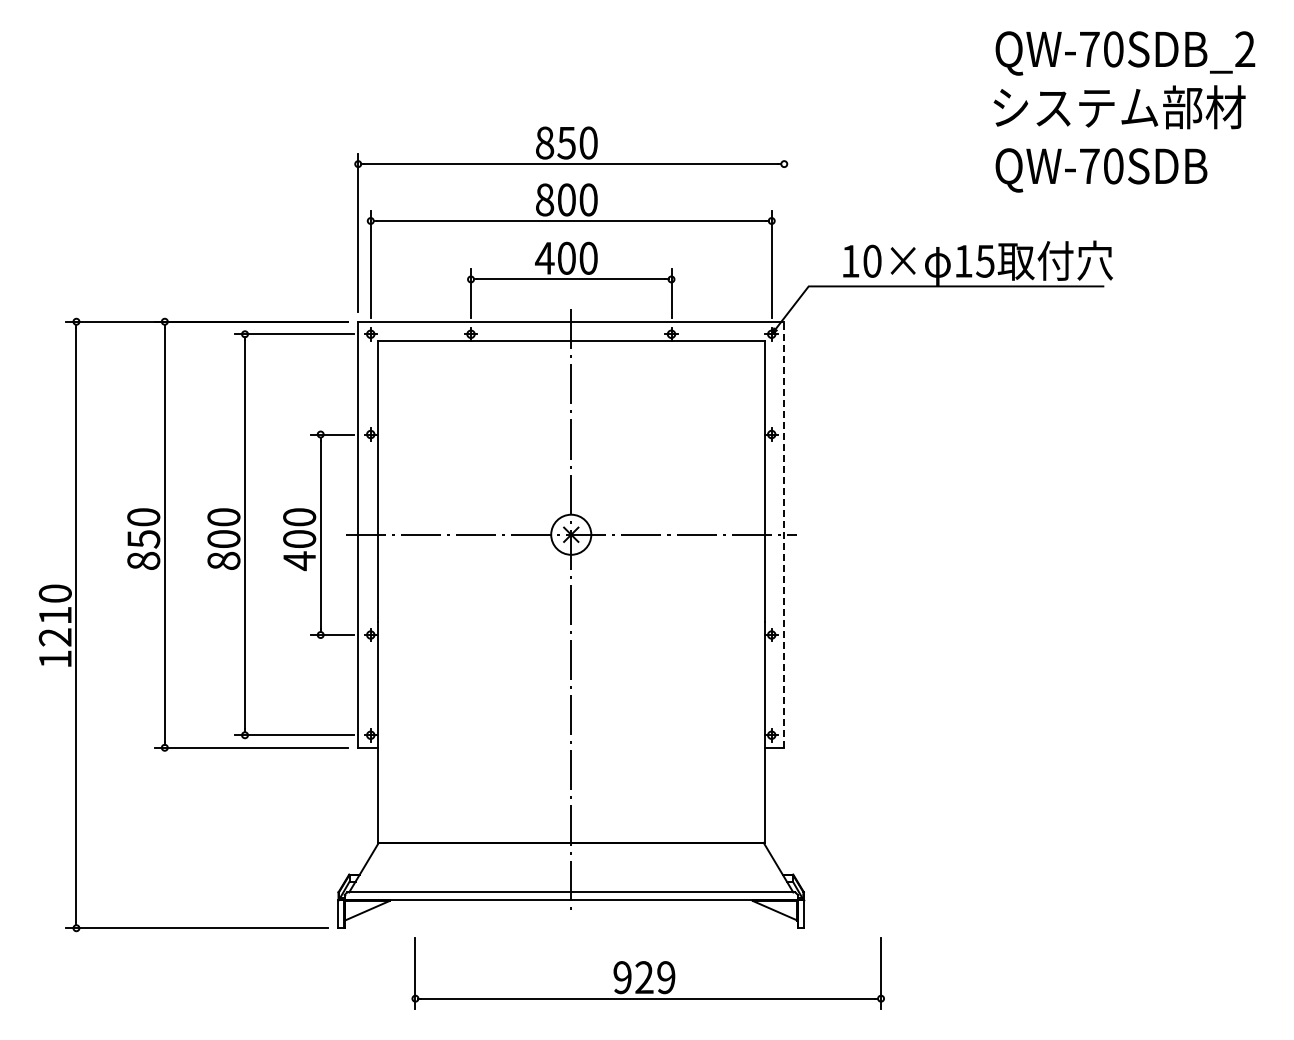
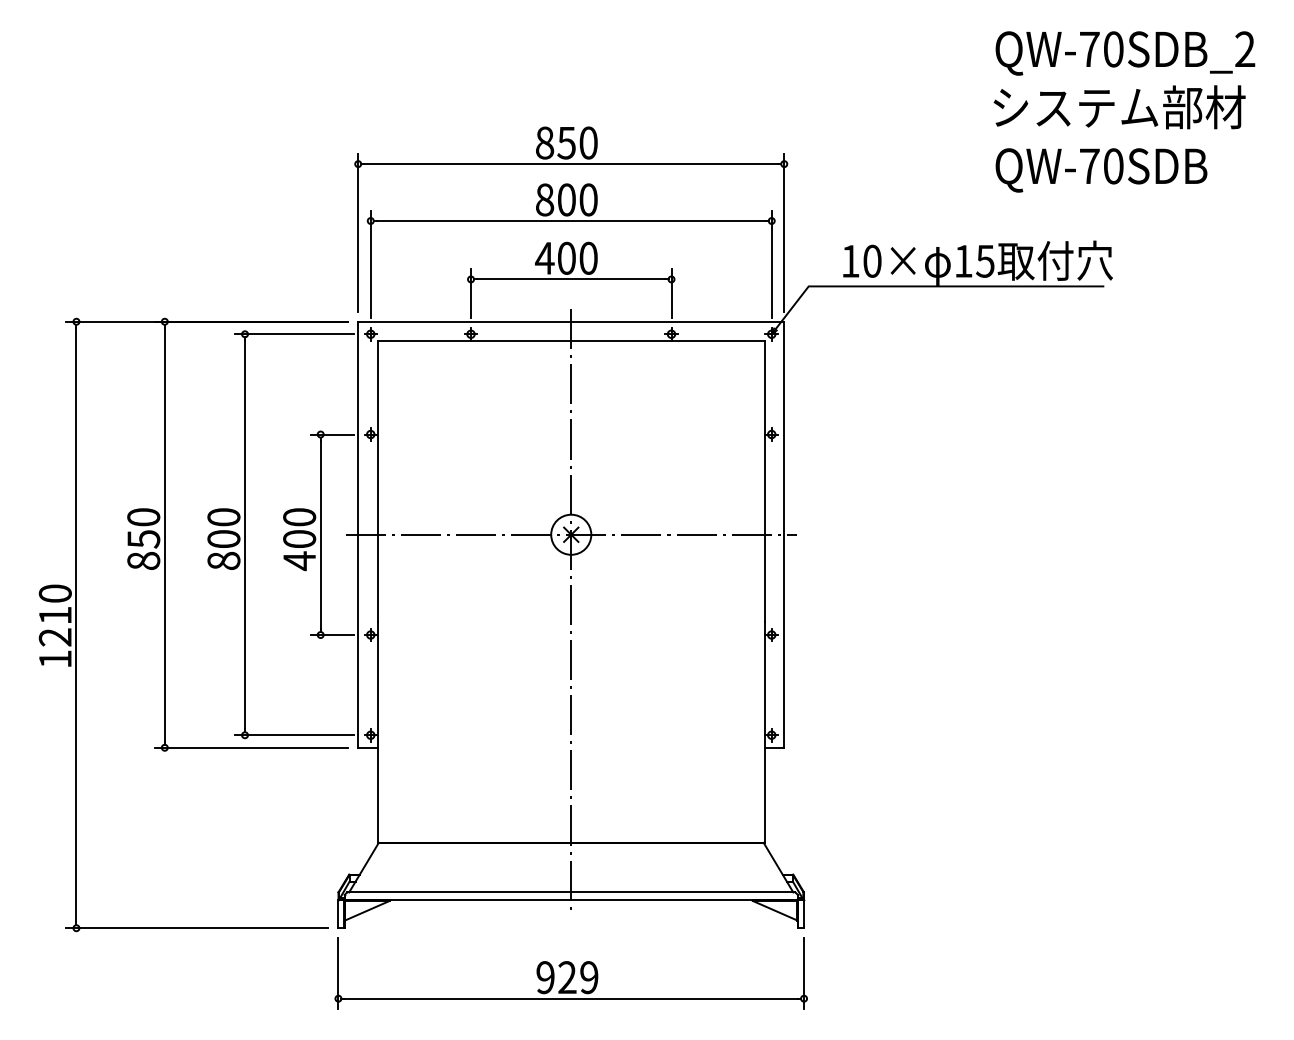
line: none -> present (784, 232)
line: dashed -> solid (784, 534)
part position: (647, 973) -> (570, 973) (570, 973)
